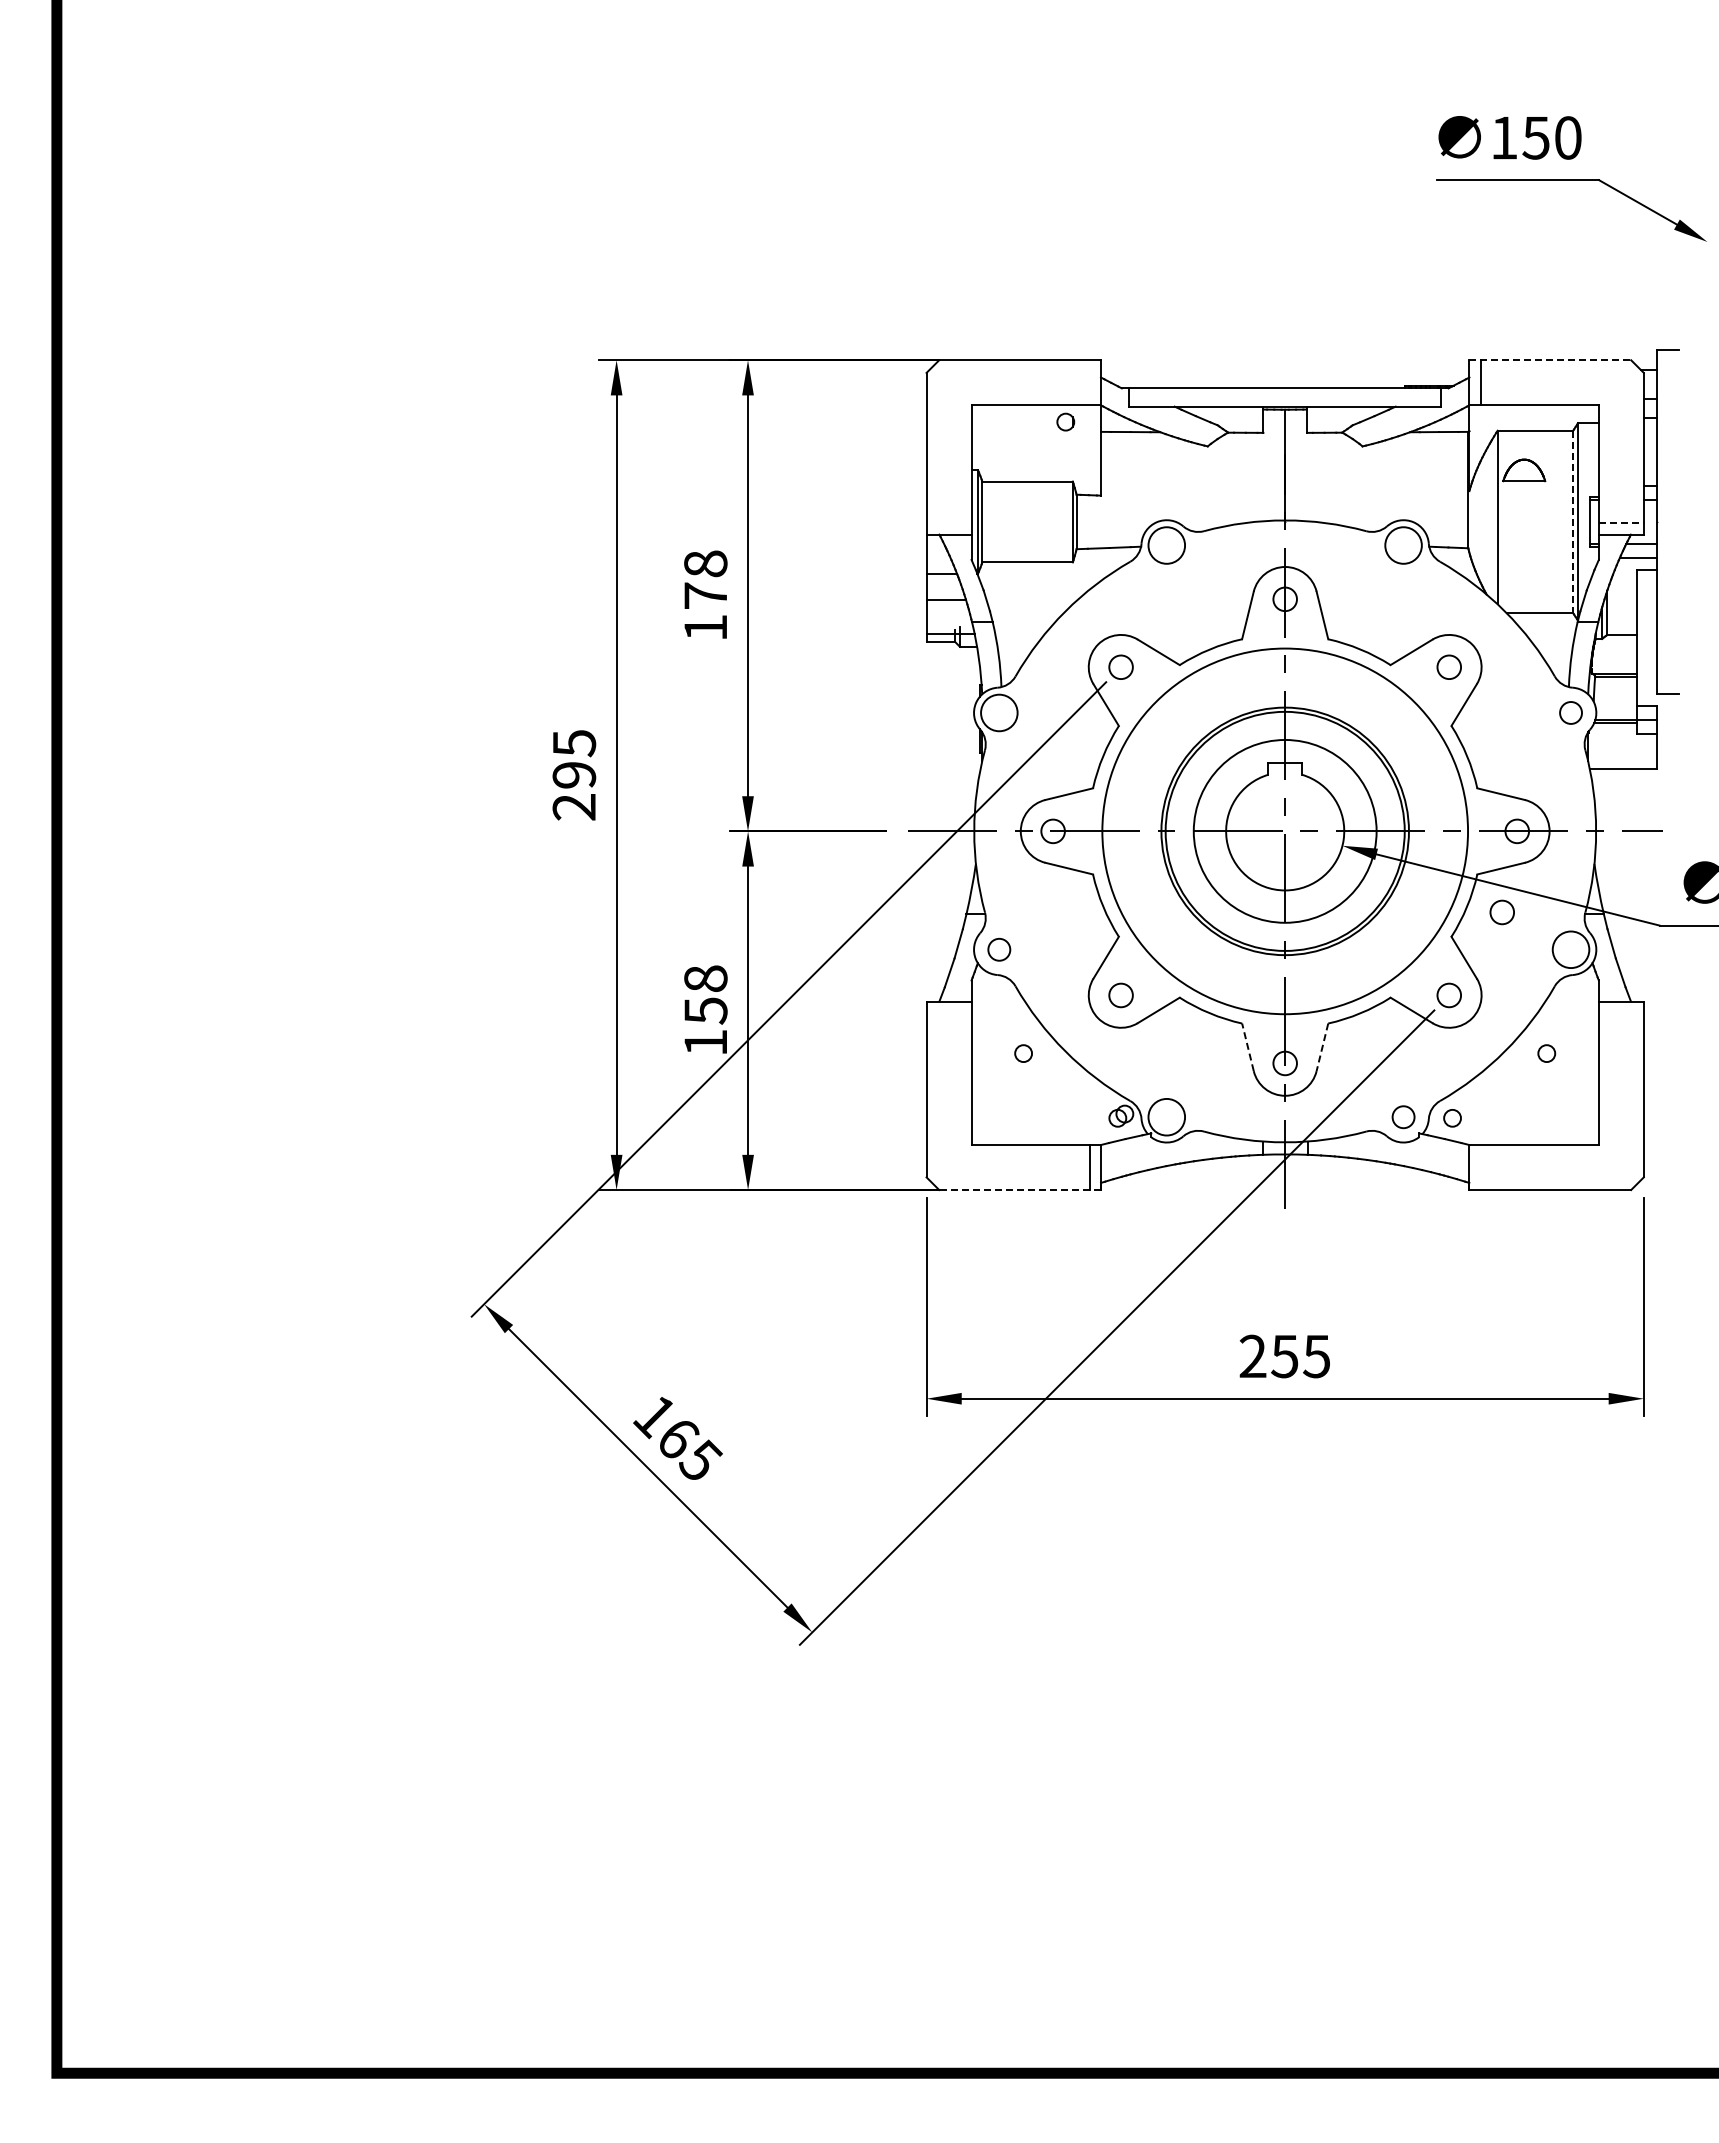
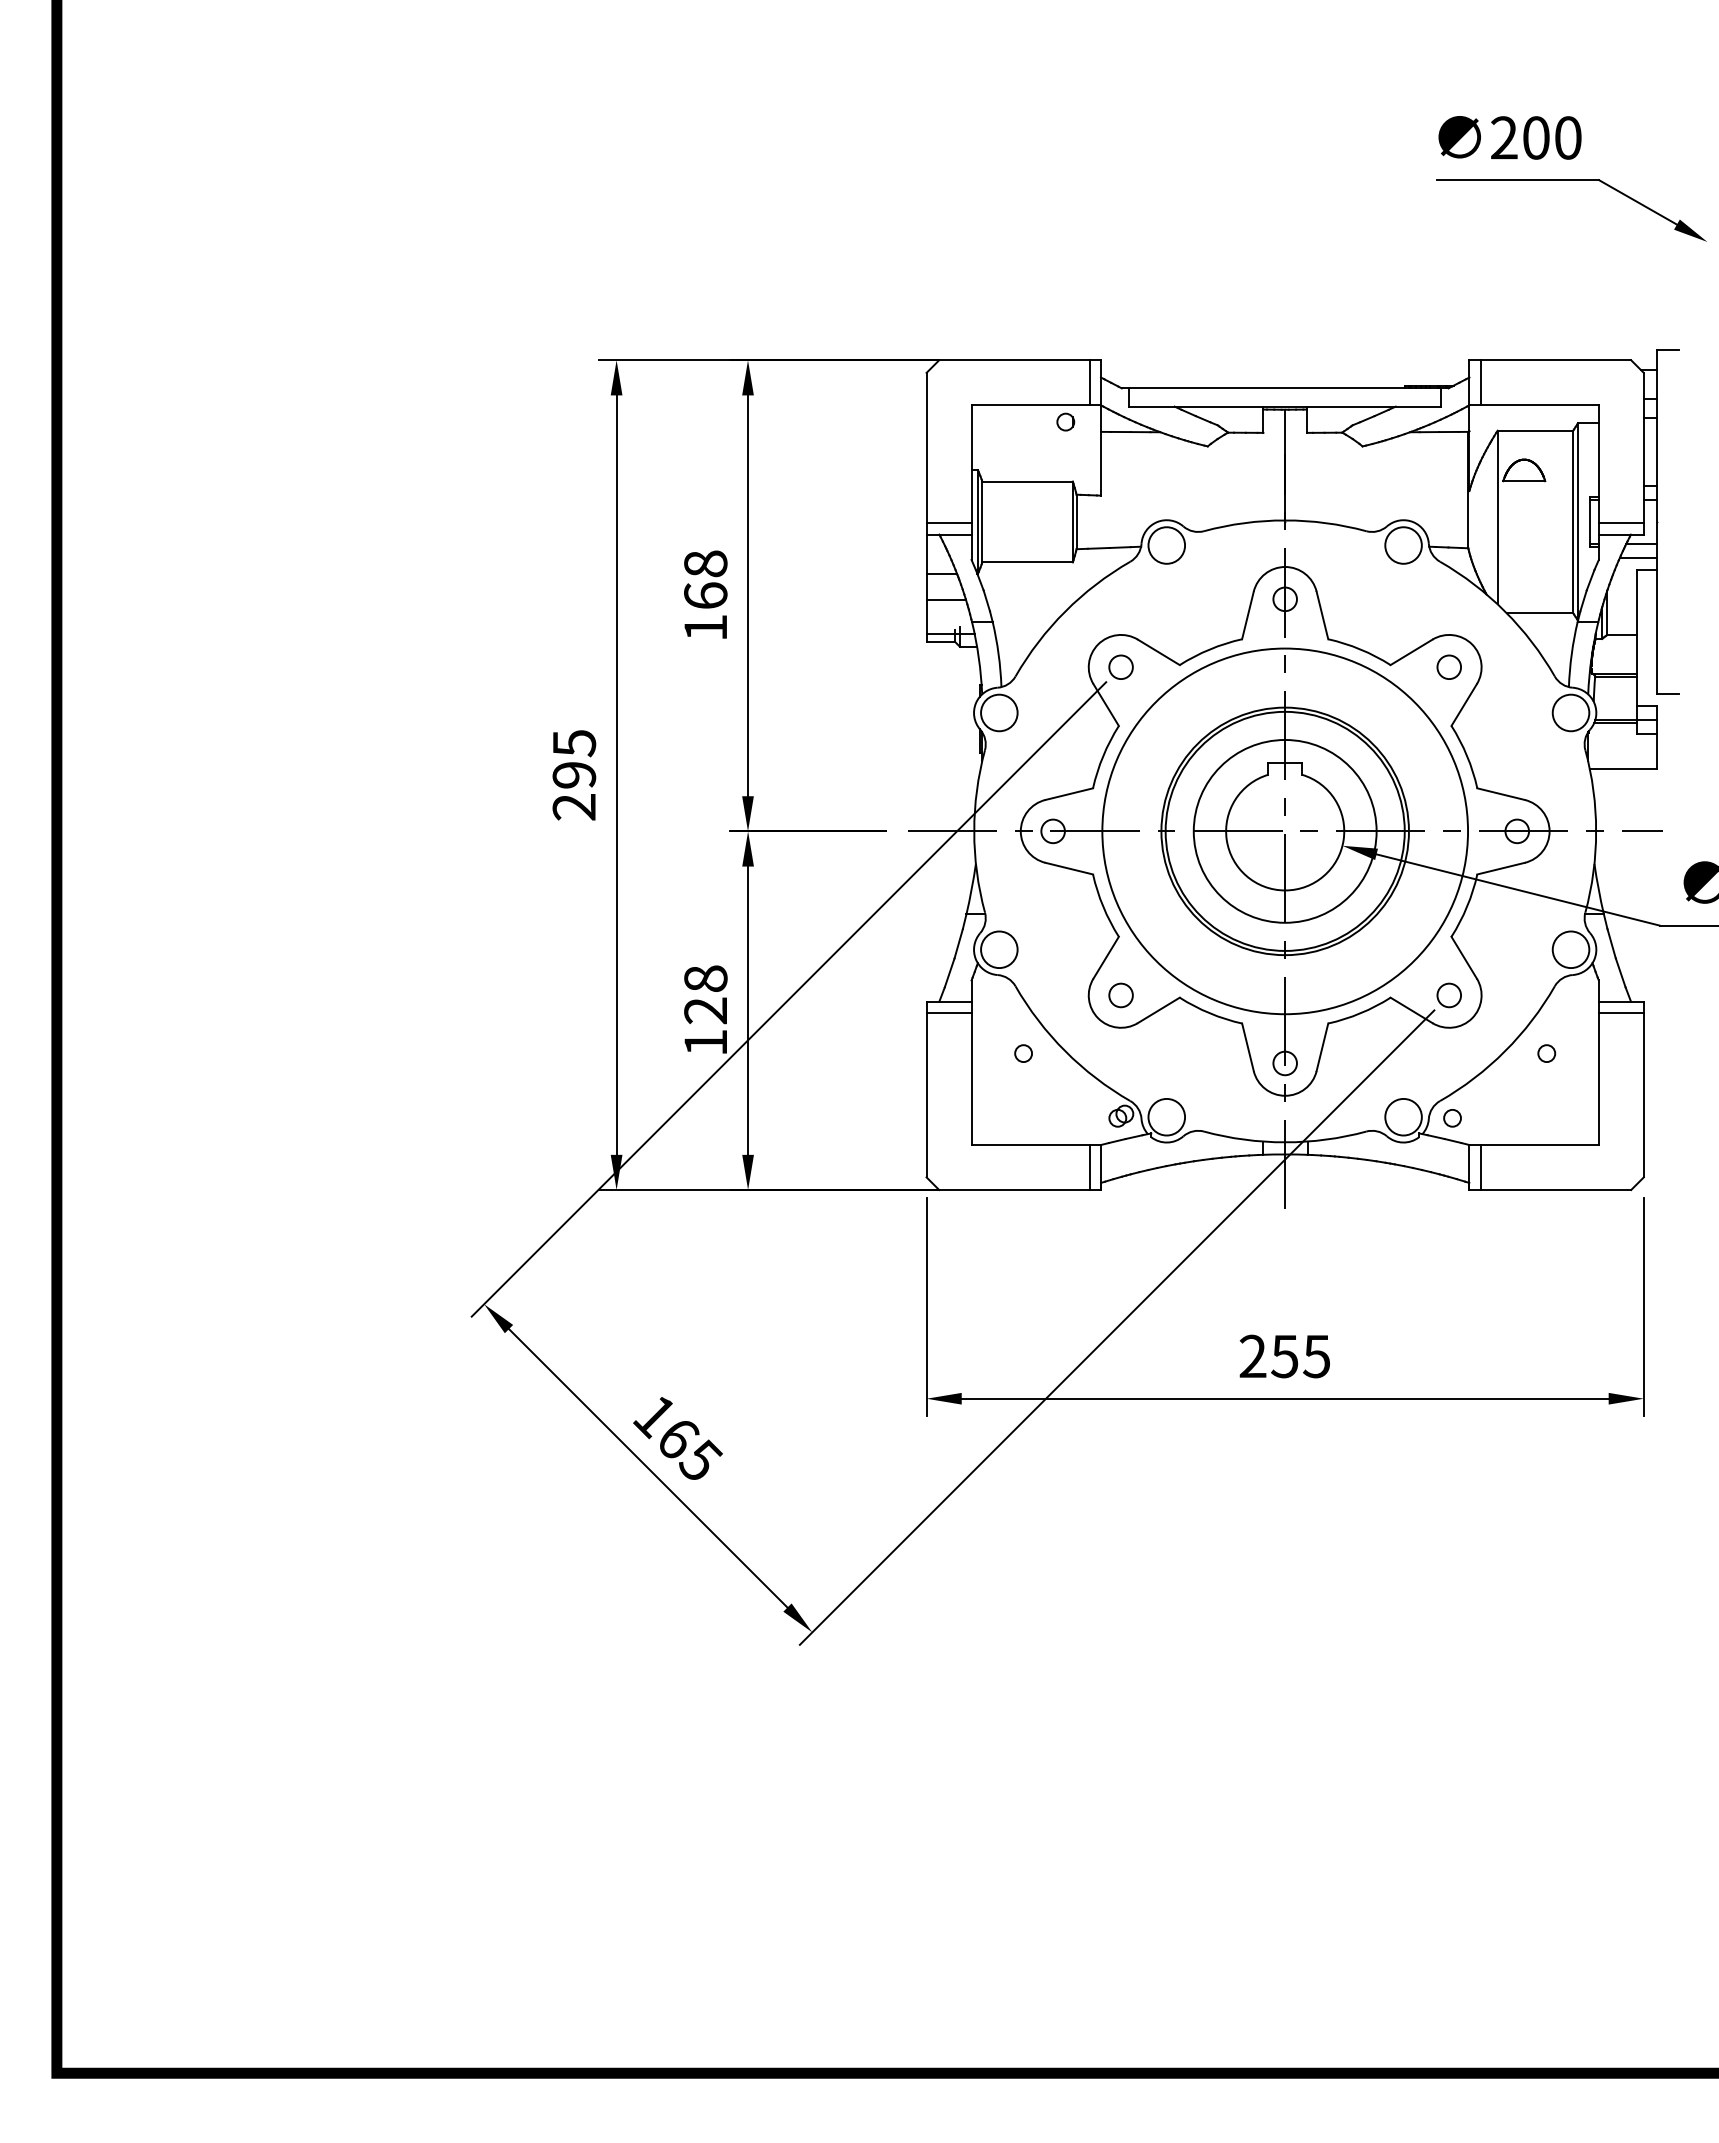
text: 150 -> 200 (1520, 137)
line: dashed -> solid (1550, 360)
line: none -> present (1089, 382)
line: dashed -> solid (1573, 522)
line: none -> present (948, 523)
line: dashed -> solid (1621, 523)
text: 178 -> 168 (705, 595)
circle diameter: 22 px -> 37 px (1570, 712)
circle: present -> none (1501, 912)
circle diameter: 22 px -> 37 px (999, 949)
text: 158 -> 128 (705, 1010)
line: none -> present (948, 1012)
line: none -> present (1620, 1012)
line: dashed -> solid (1247, 1047)
line: dashed -> solid (1322, 1047)
circle diameter: 22 px -> 37 px (1403, 1116)
line: none -> present (1480, 1167)
line: dashed -> solid (1020, 1190)
